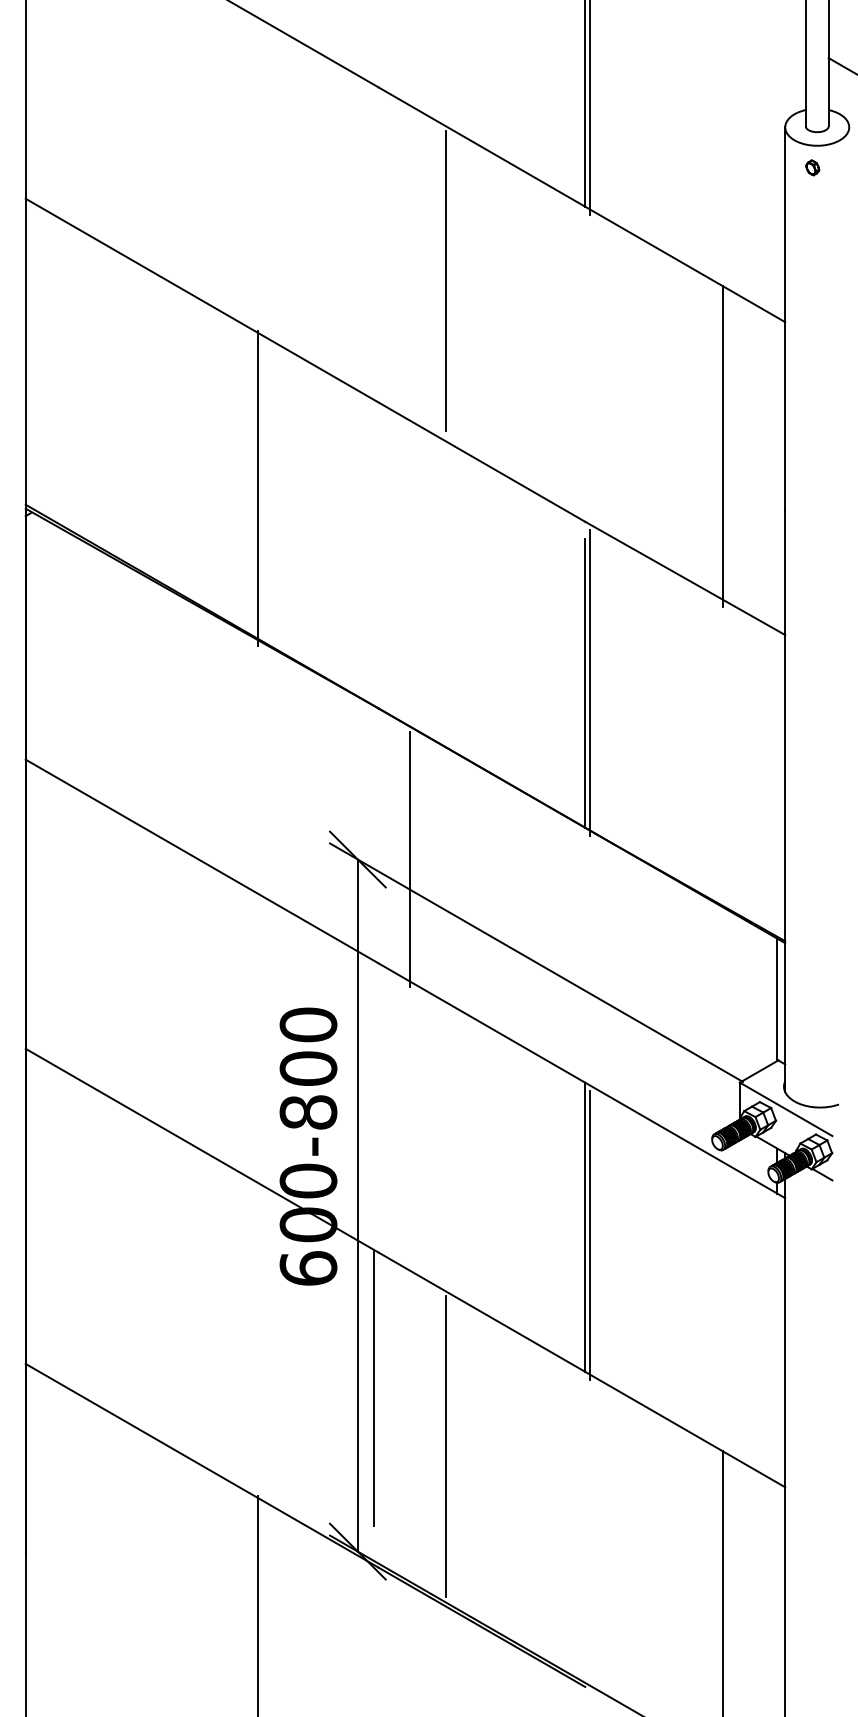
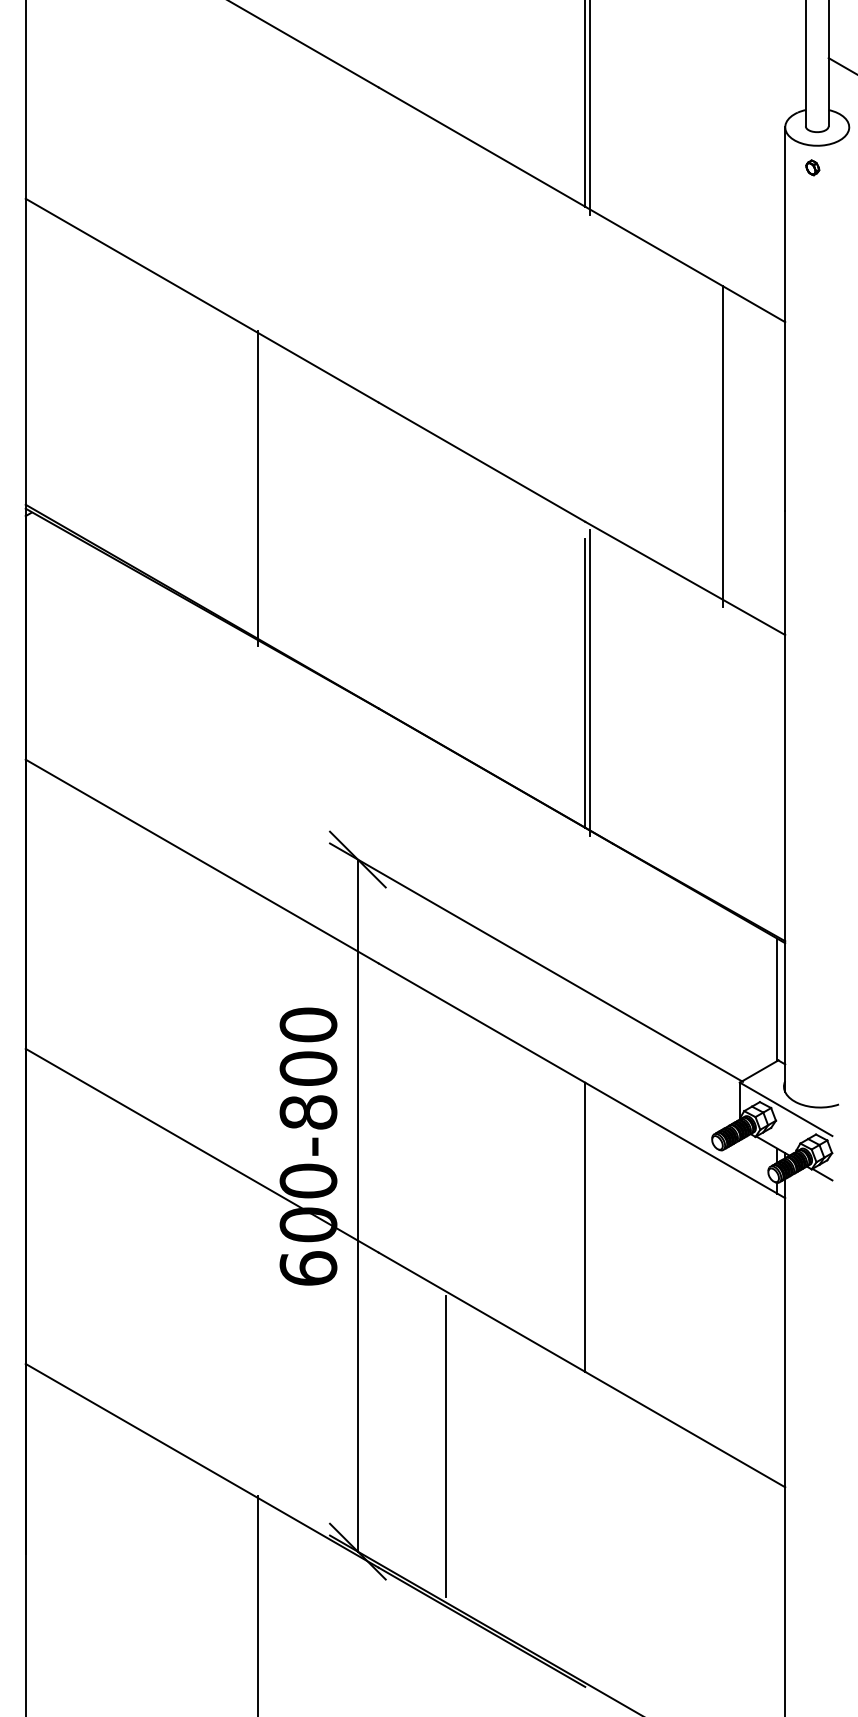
line: present -> none (445, 280)
line: present -> none (410, 858)
line: present -> none (590, 1234)
line: present -> none (374, 1388)
line: present -> none (722, 1582)
